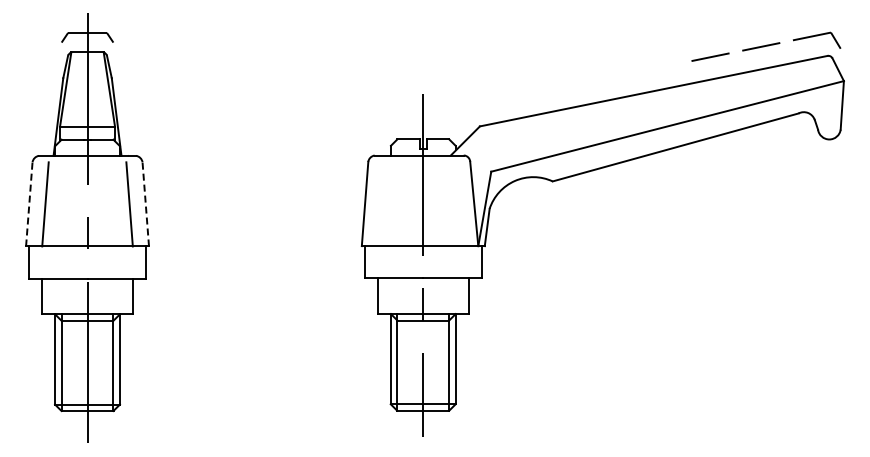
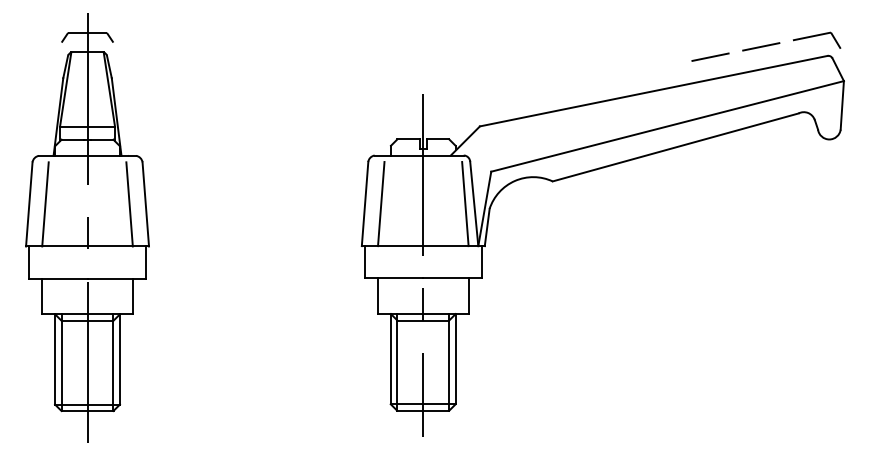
line: dashed -> solid (29, 203)
line: dashed -> solid (145, 203)
line: none -> present (381, 204)
line: none -> present (465, 204)
